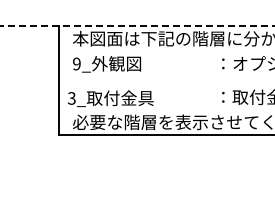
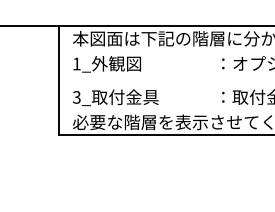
line: dashed -> solid (137, 26)
text: 9_ -> 1_ (76, 63)
text position: (110, 98) -> (115, 97) (115, 97)
